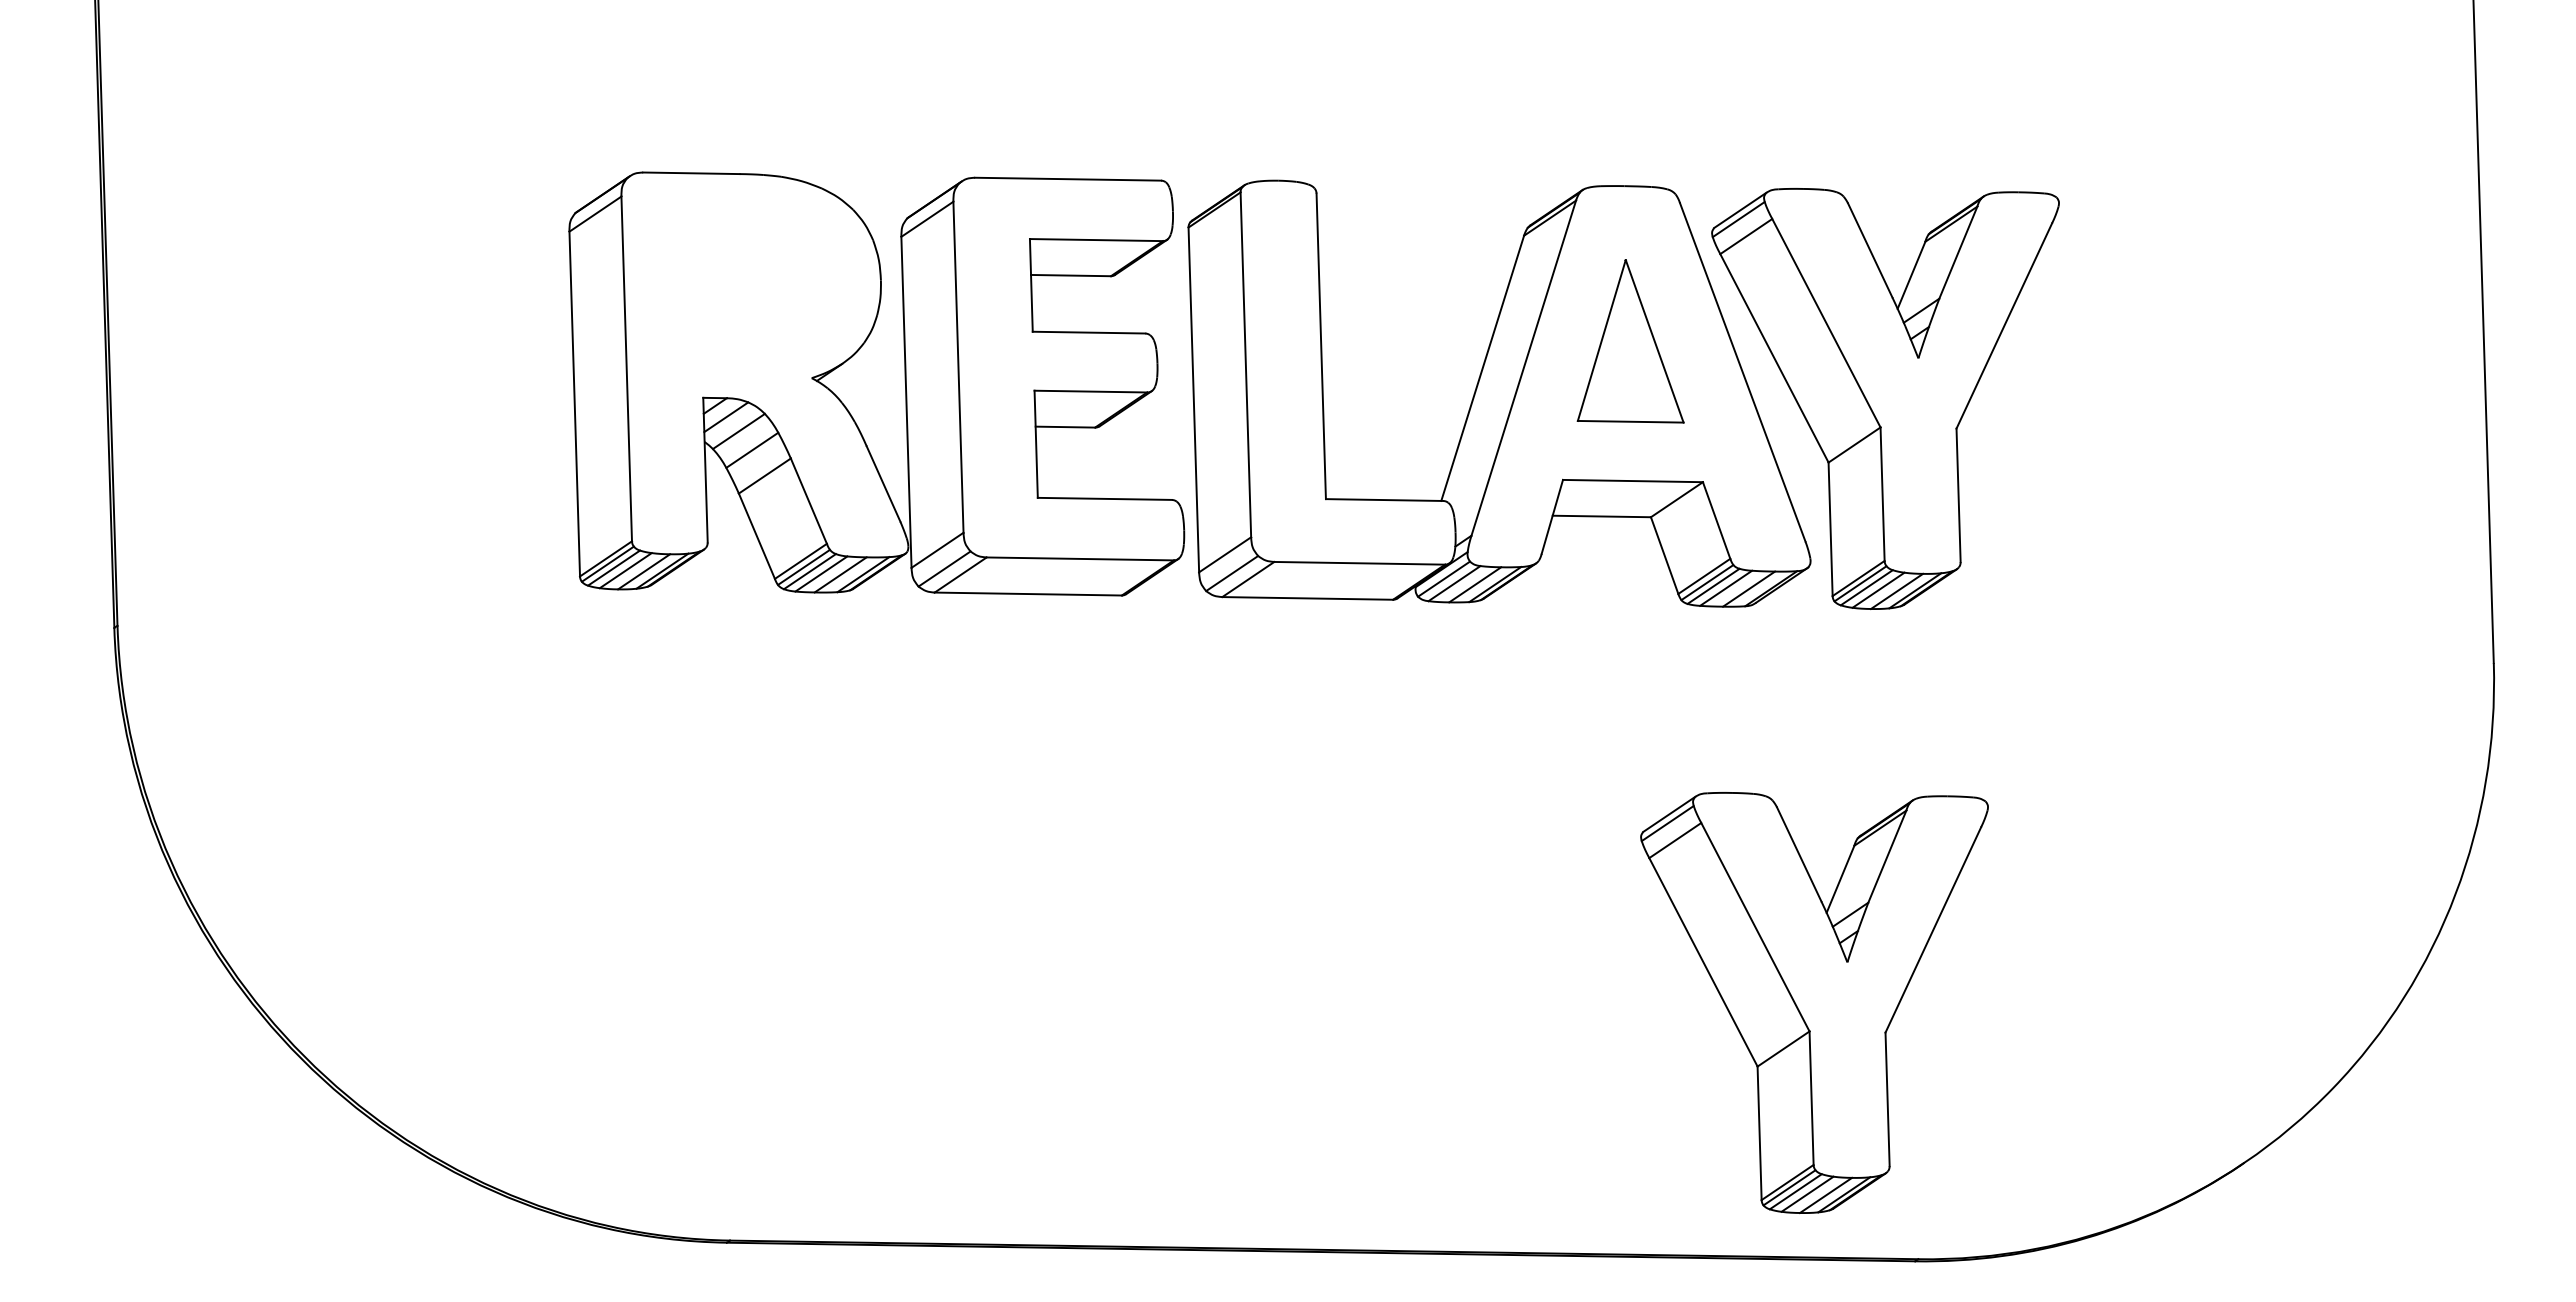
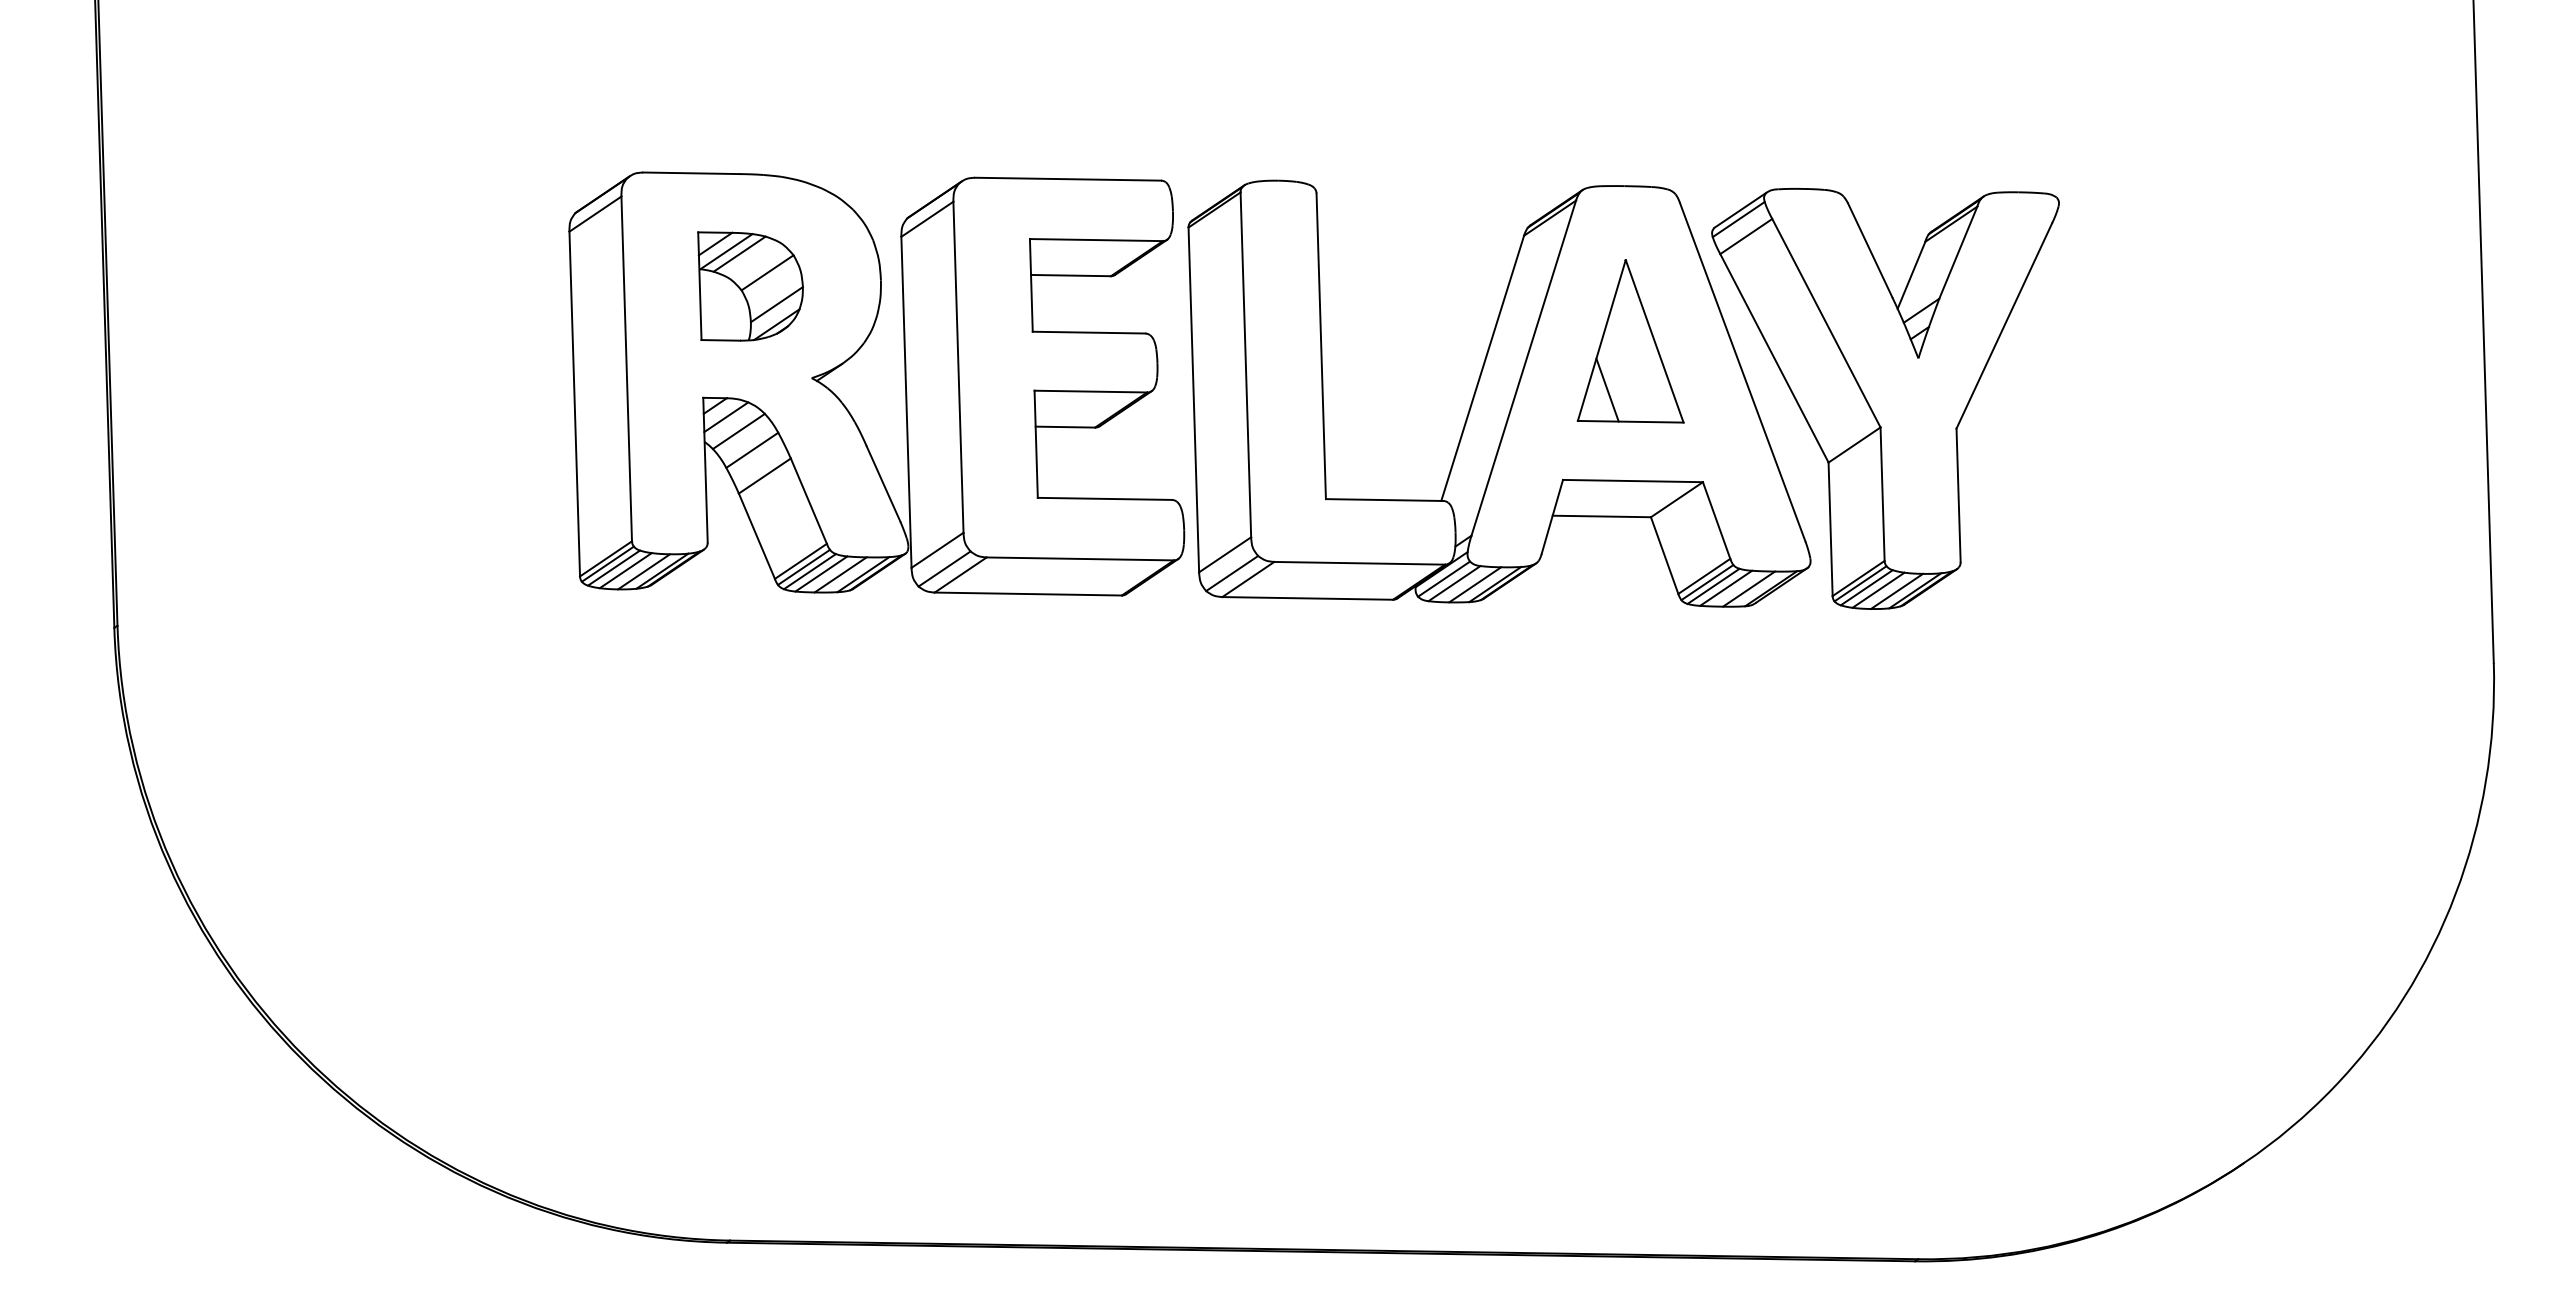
part: none -> present (750, 286)
line: none -> present (1607, 389)
part: present -> none (1814, 1002)
